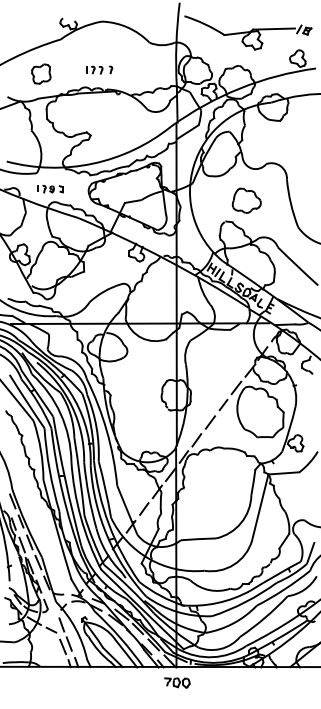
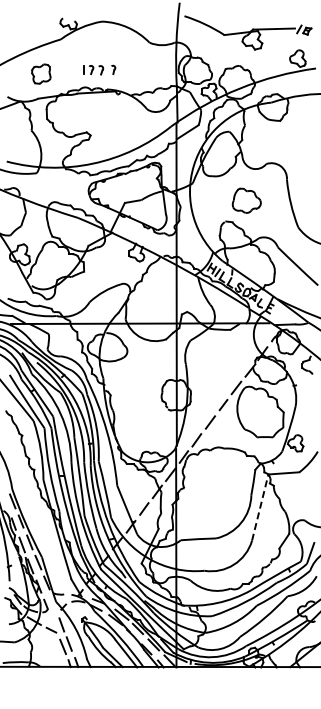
part size: 28x10 px -> 34x12 px (99, 69)
part: present -> none (50, 189)
line: solid -> dashed (260, 507)
part: present -> none (177, 682)
